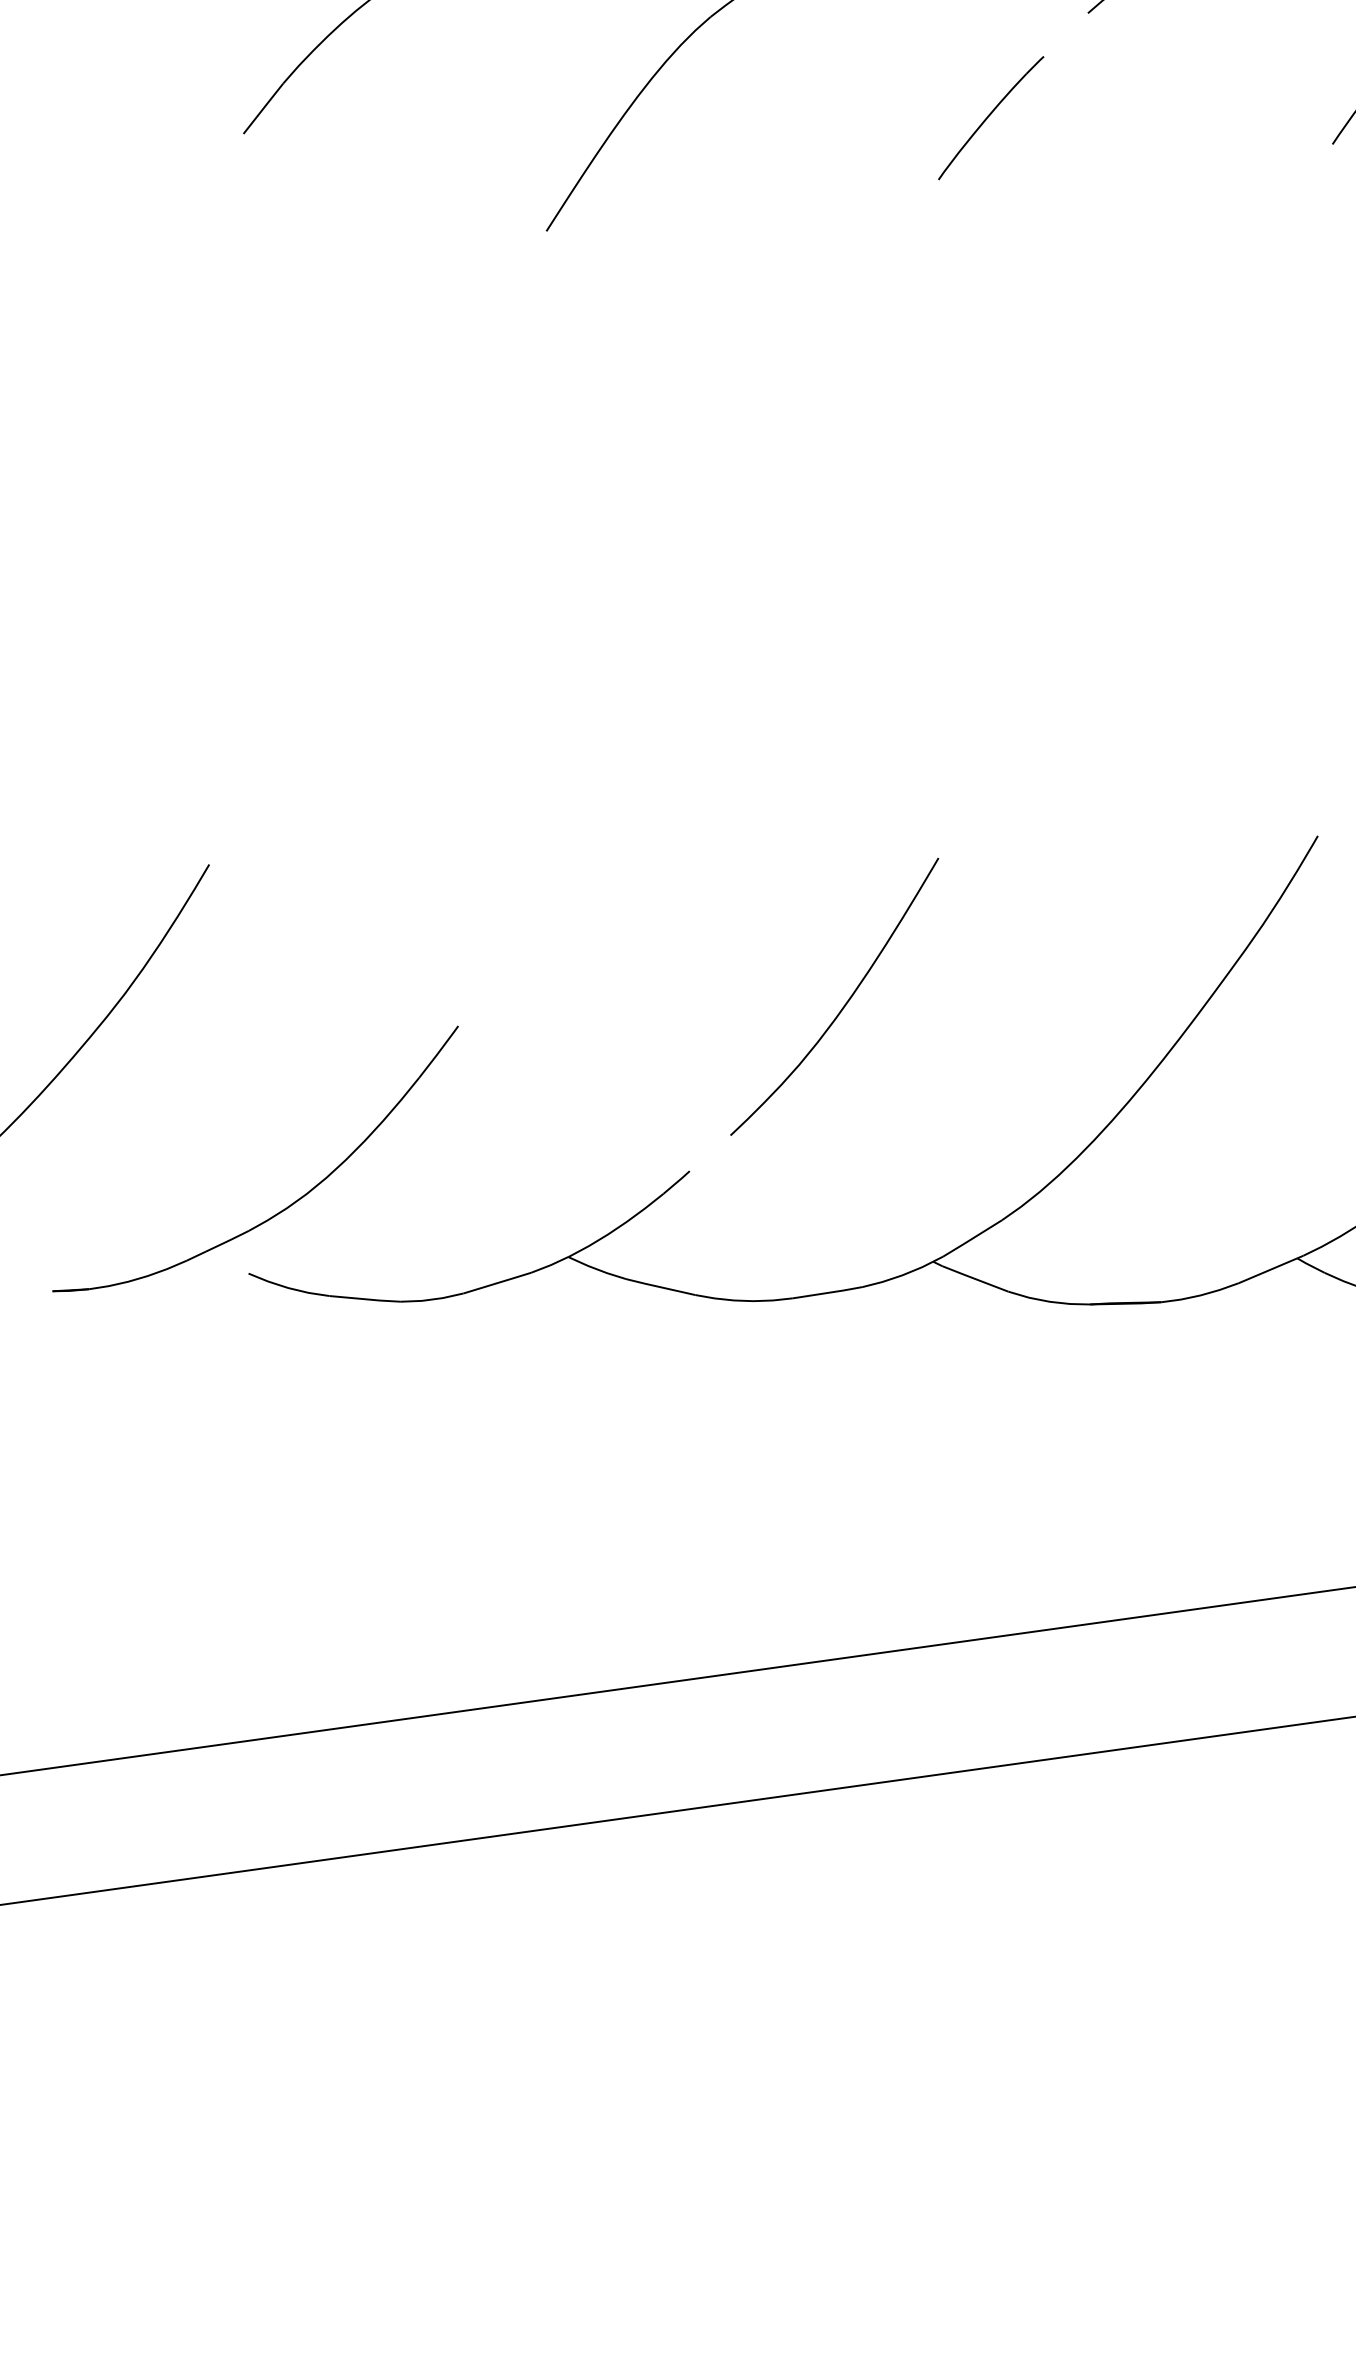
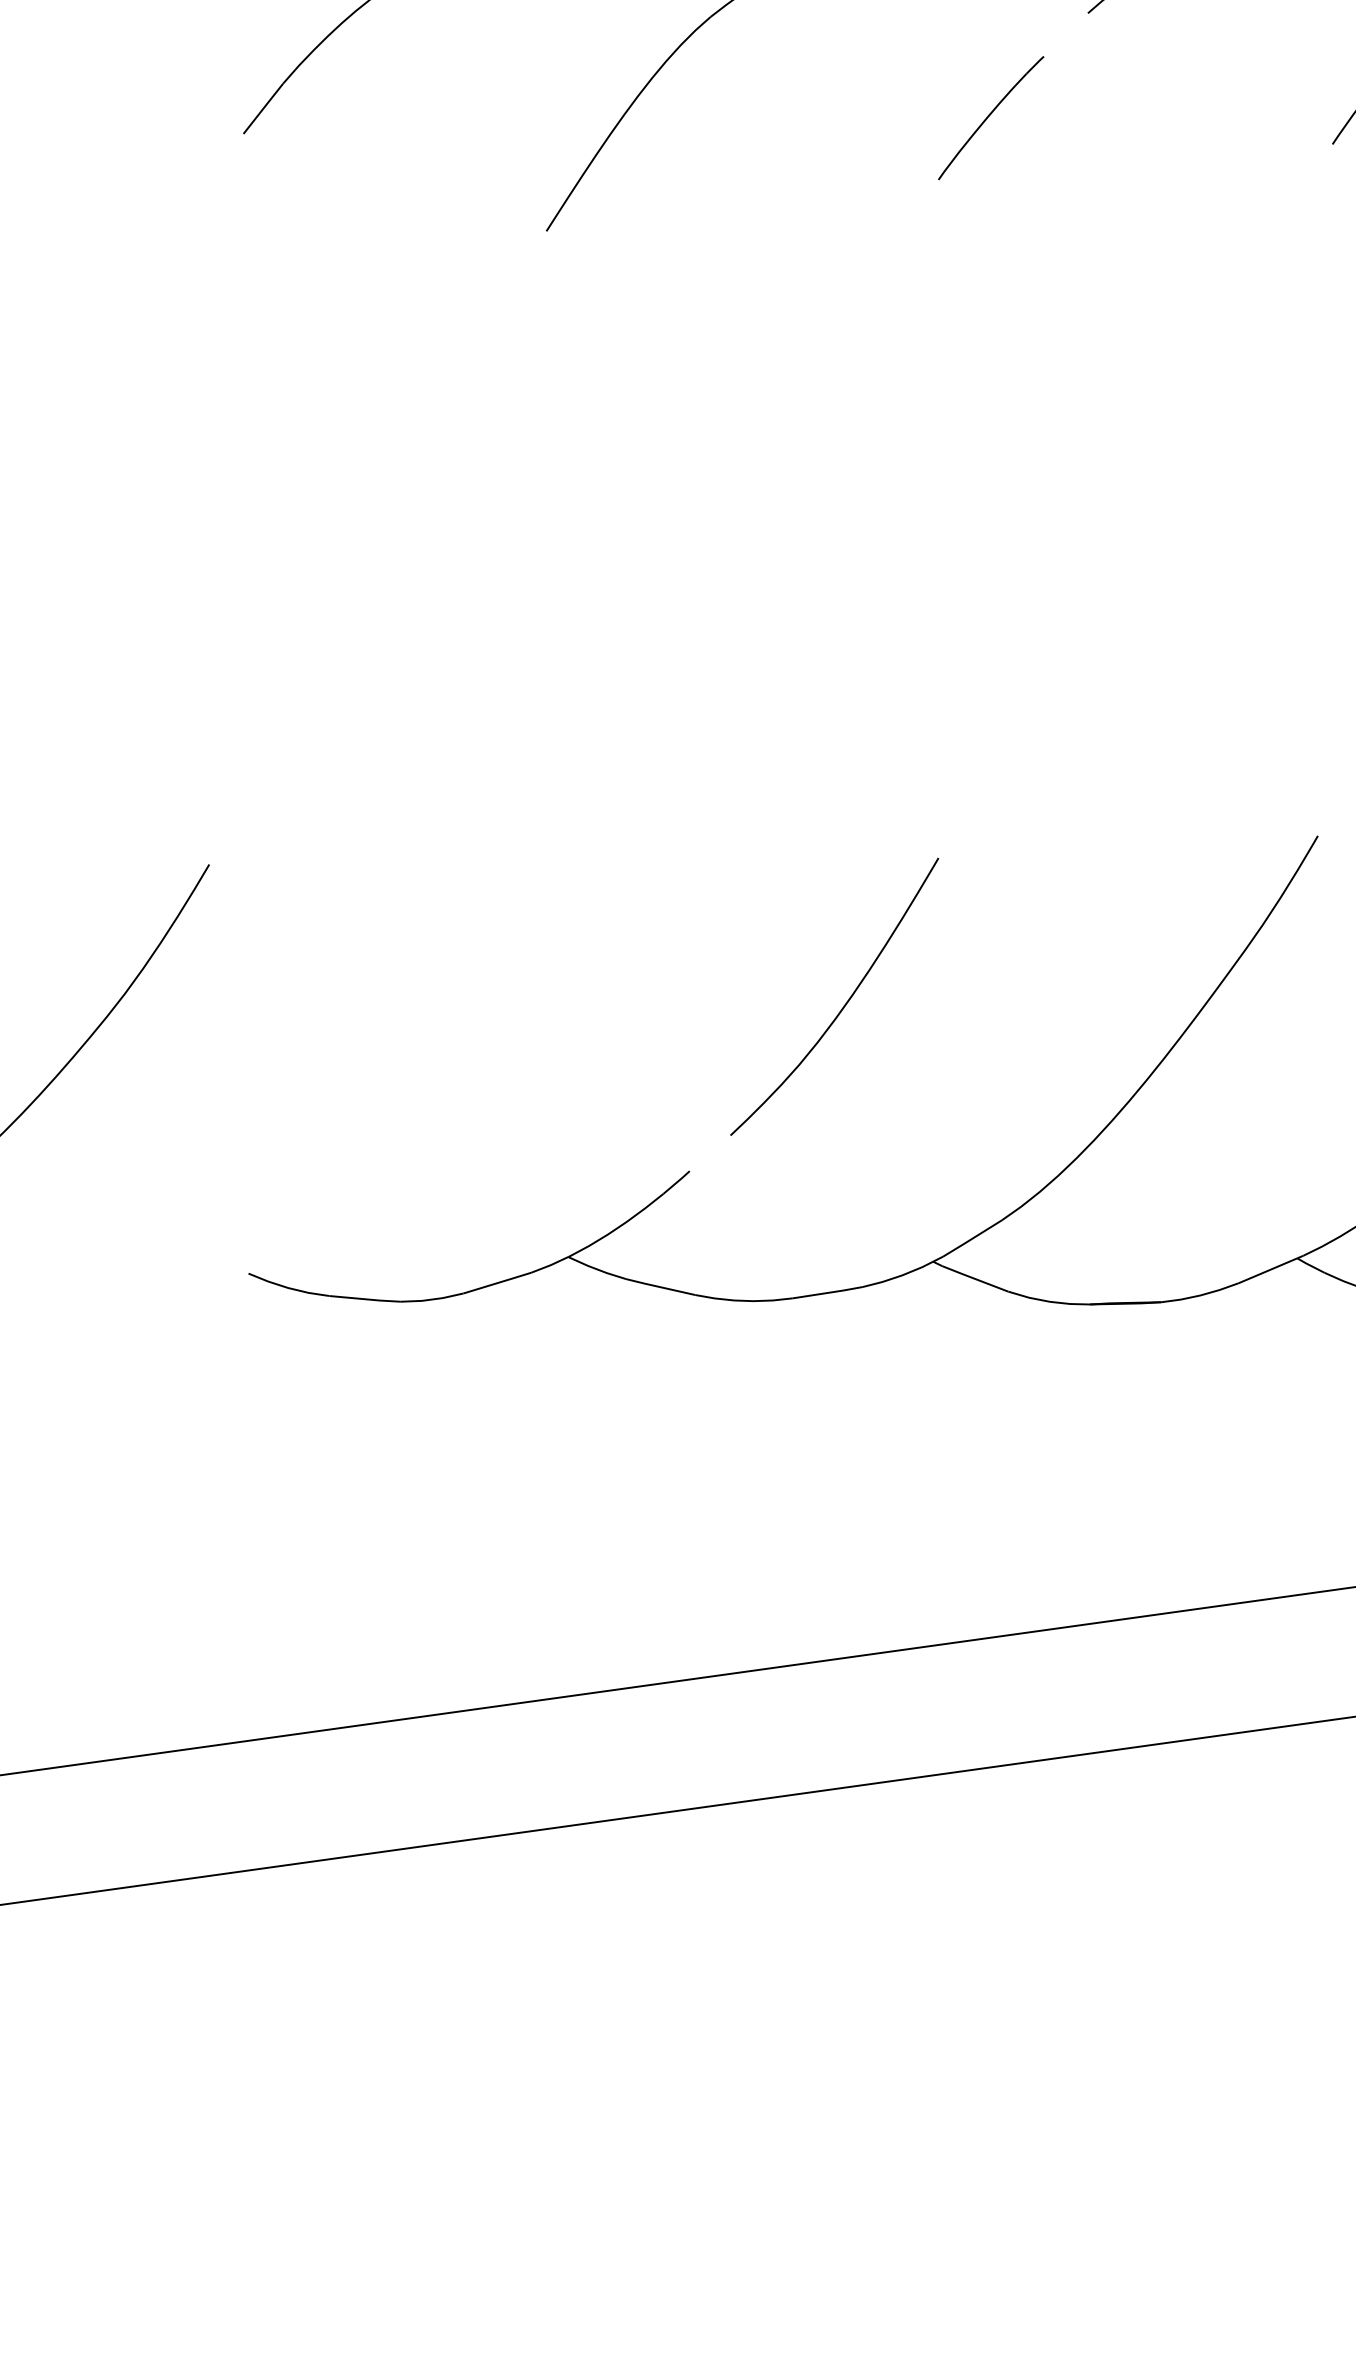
part: present -> none (288, 1205)
